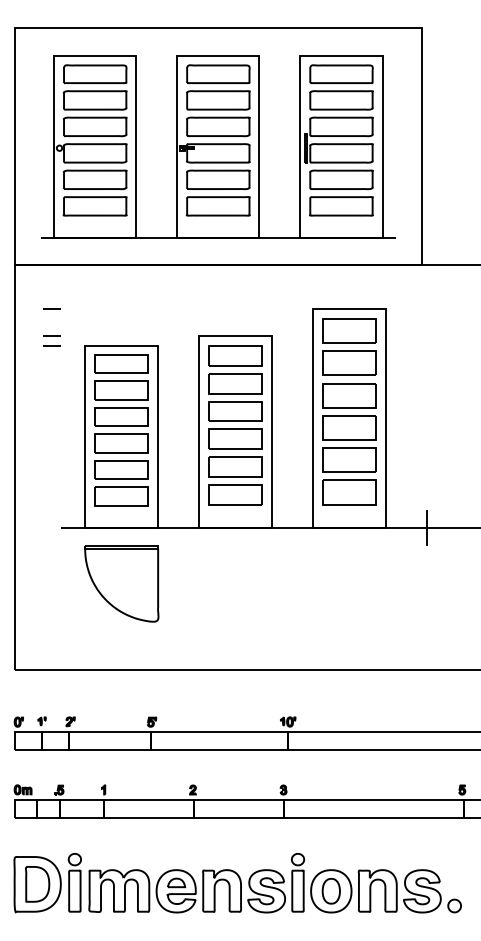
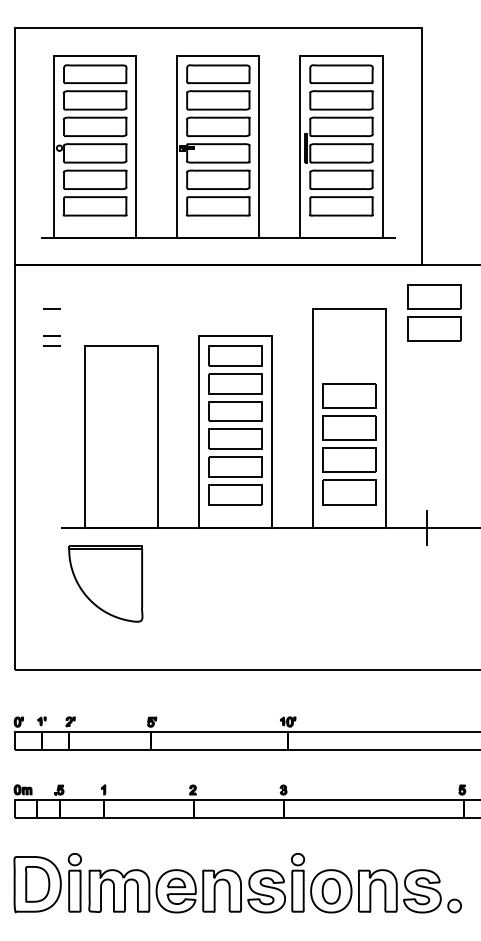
part position: (349, 346) -> (434, 312) (434, 312)
part: present -> none (121, 430)
part position: (121, 583) -> (105, 583) (105, 583)
